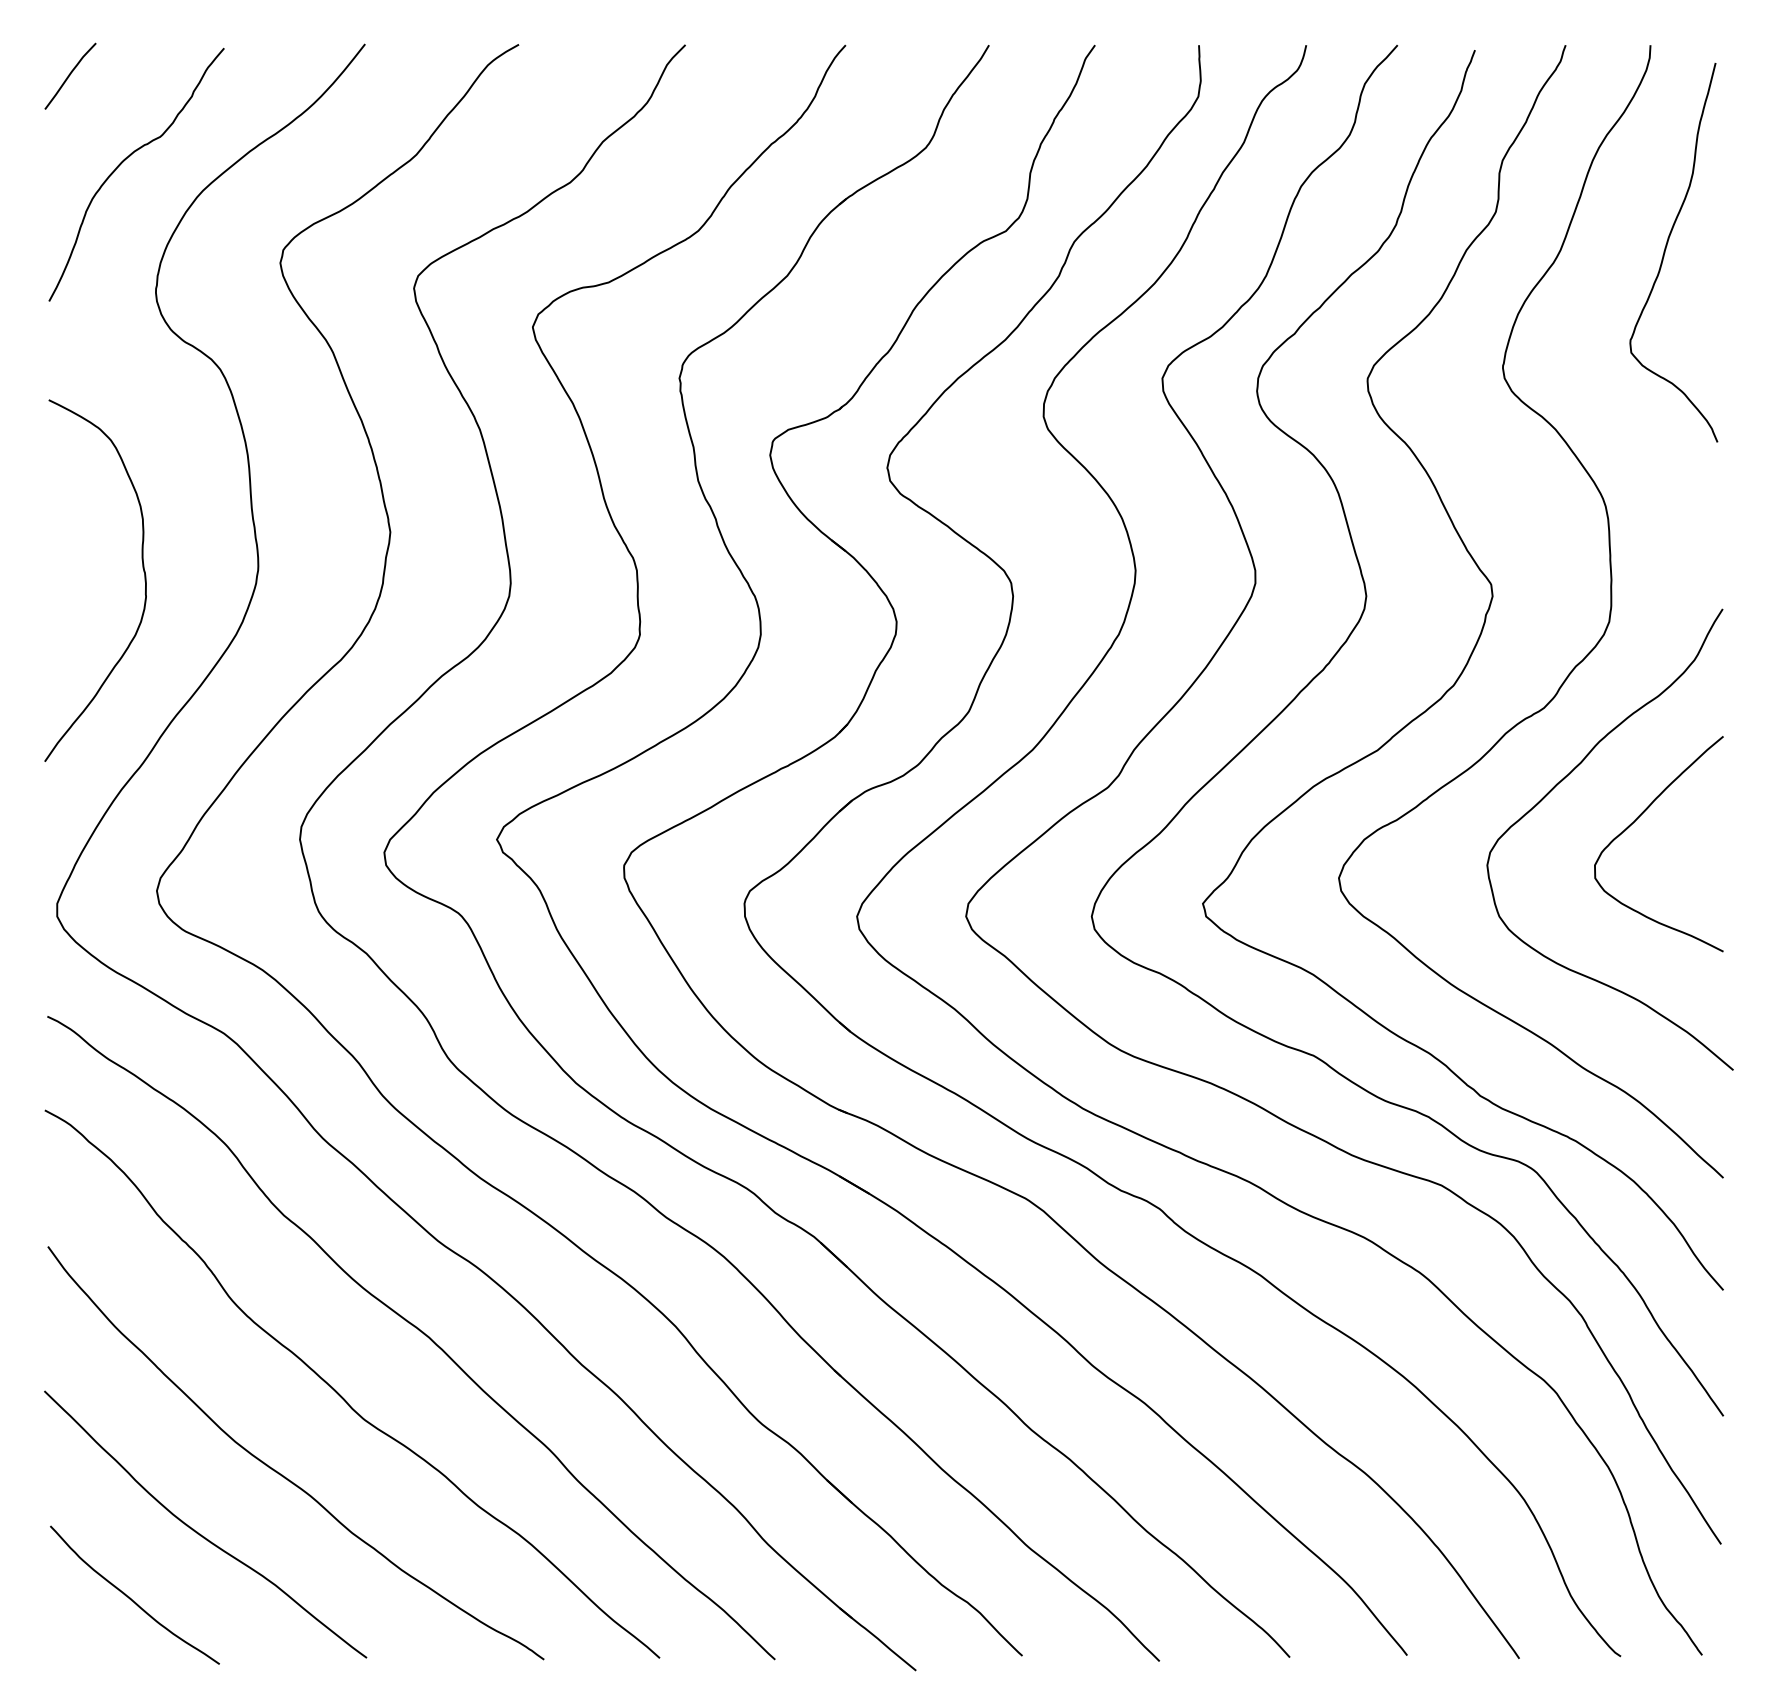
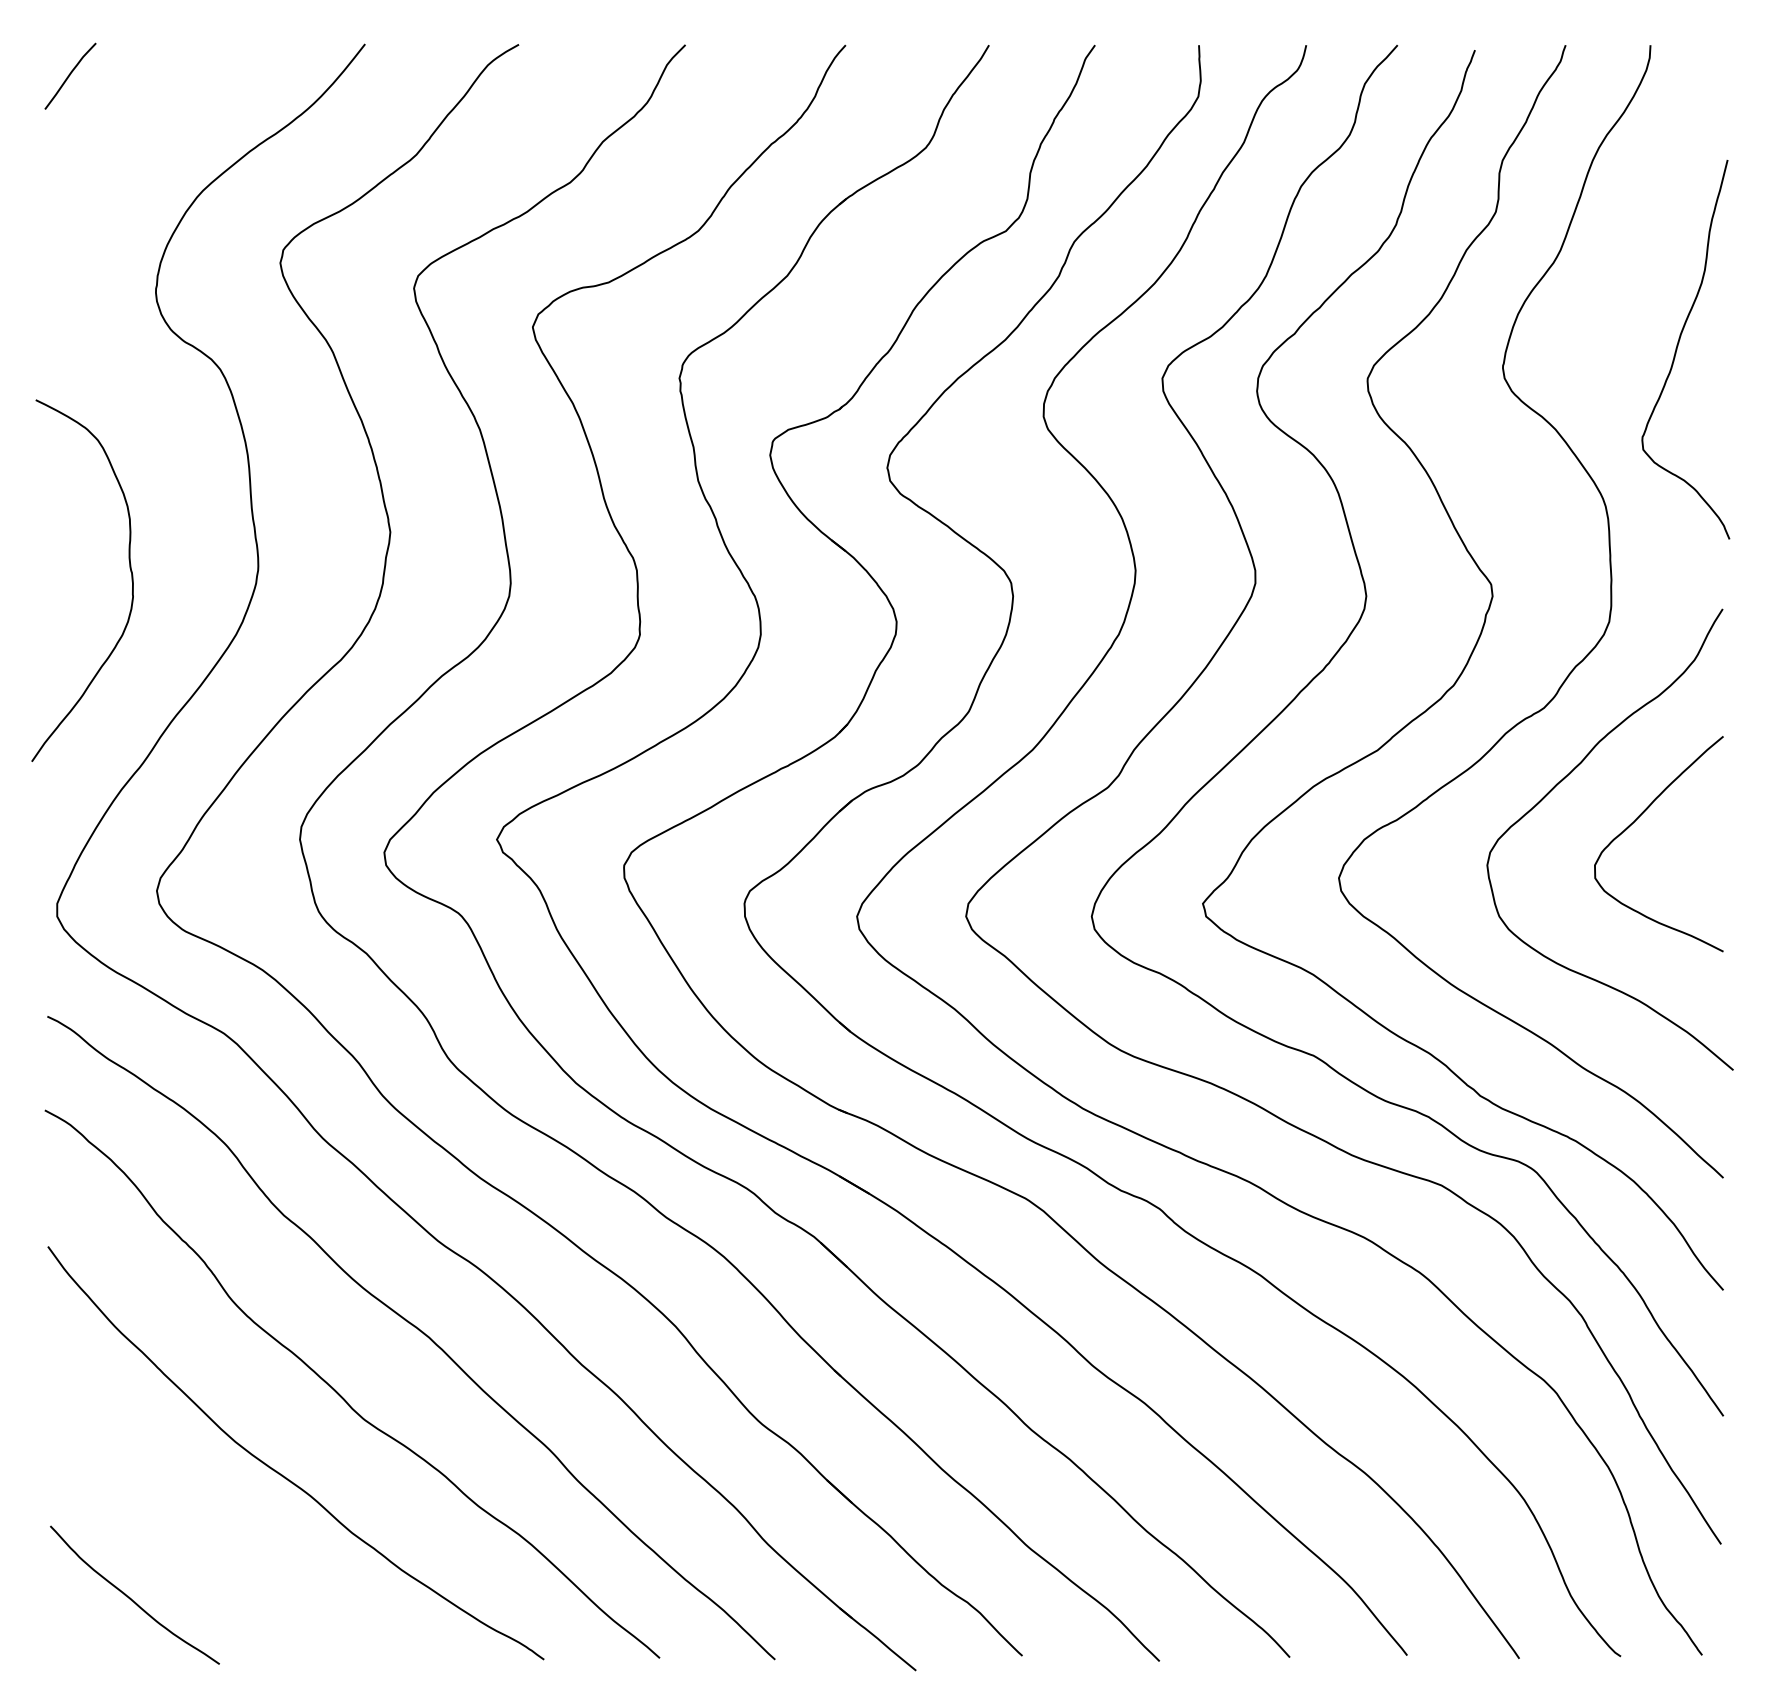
curve: present -> none (124, 161)
curve position: (1666, 249) -> (1678, 346) (1678, 346)
curve position: (142, 568) -> (129, 568) (129, 568)
curve: present -> none (200, 1533)
